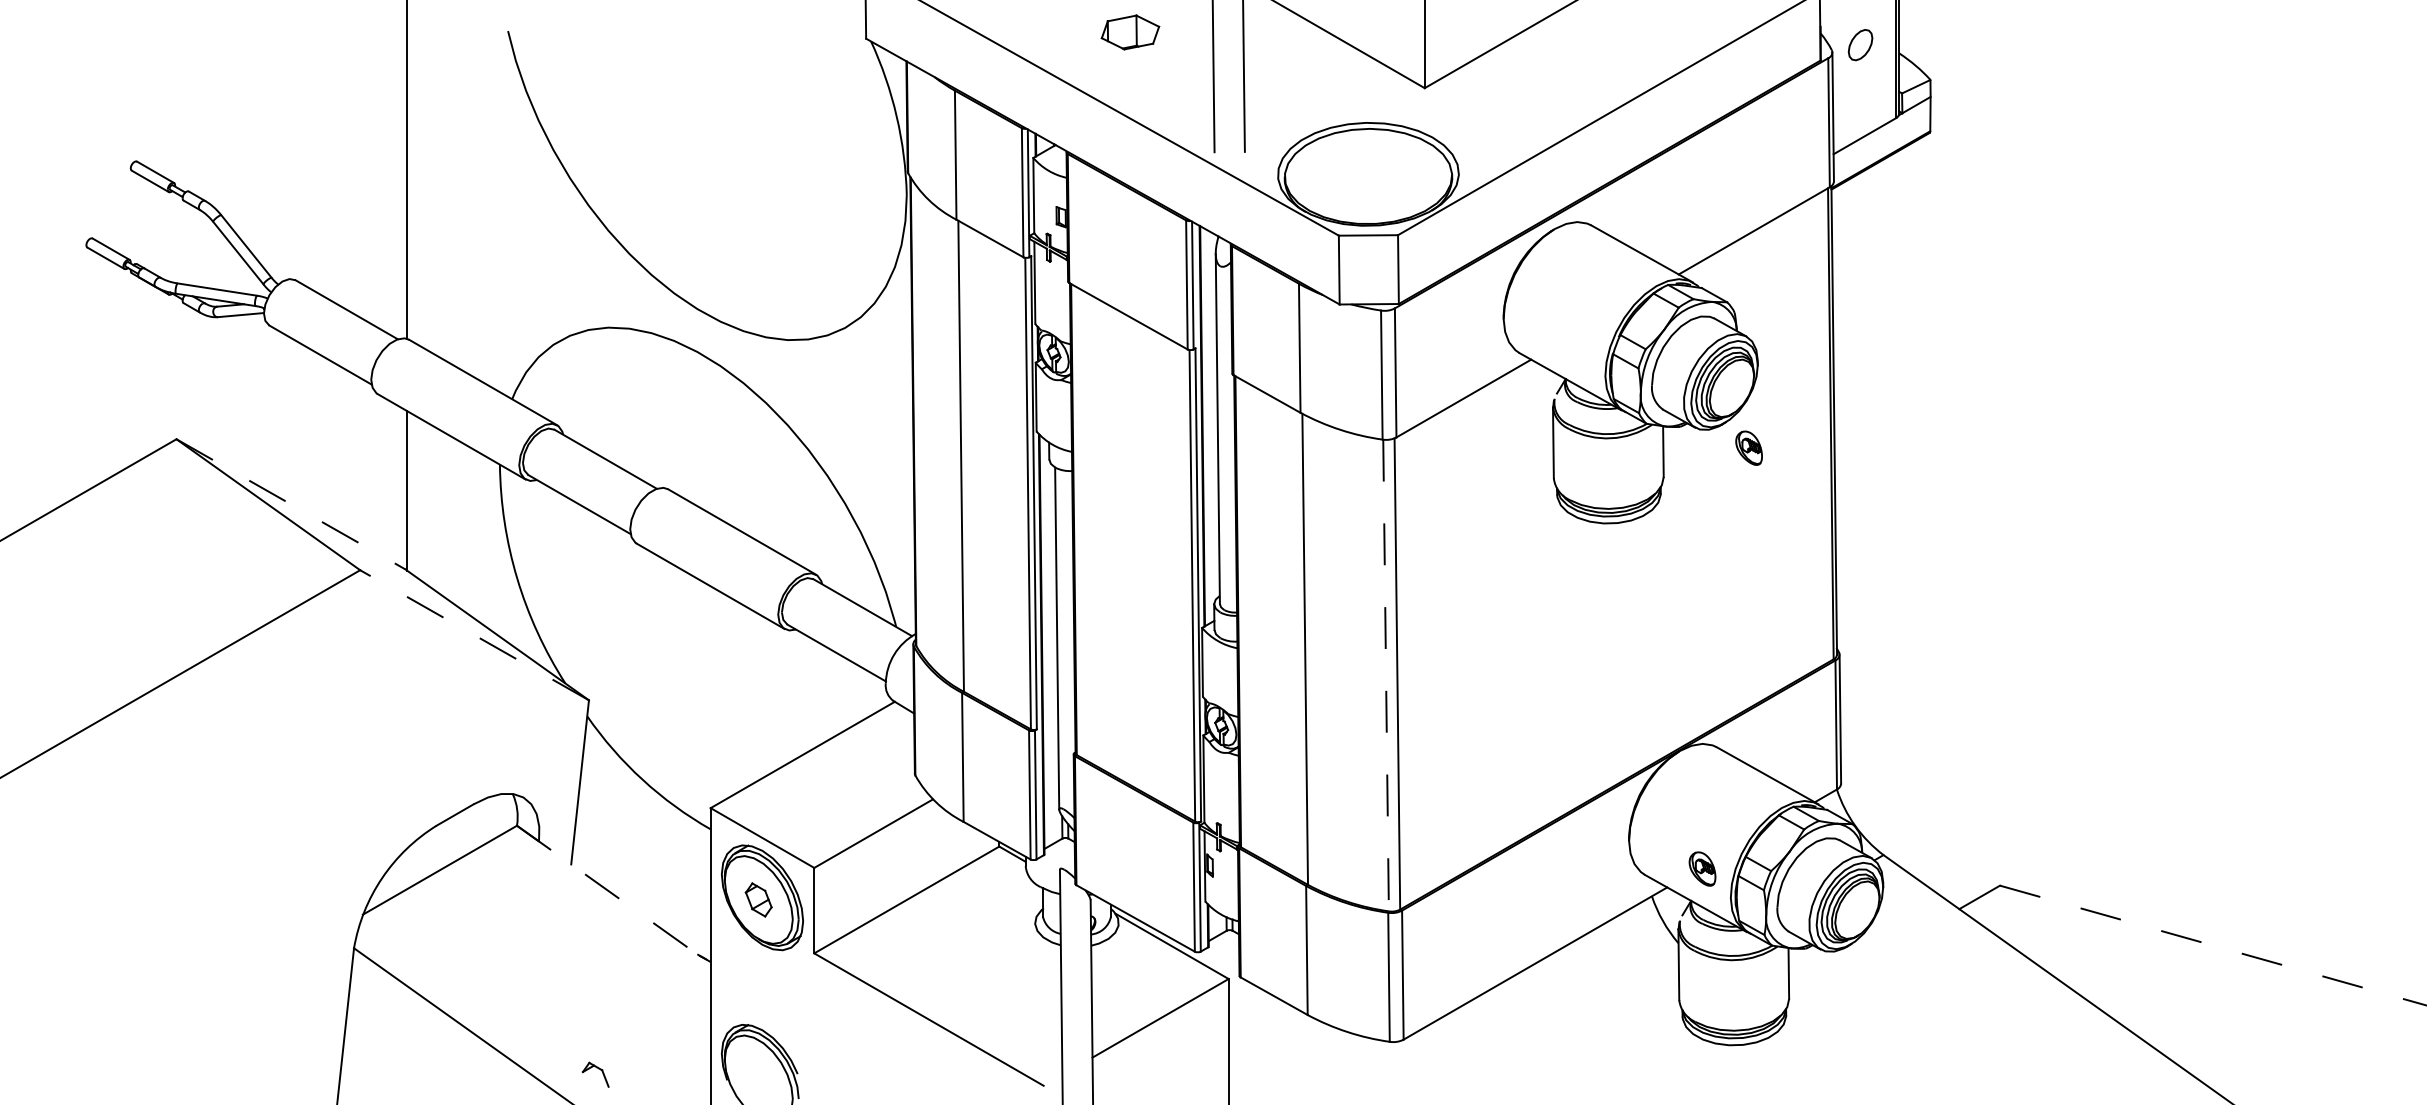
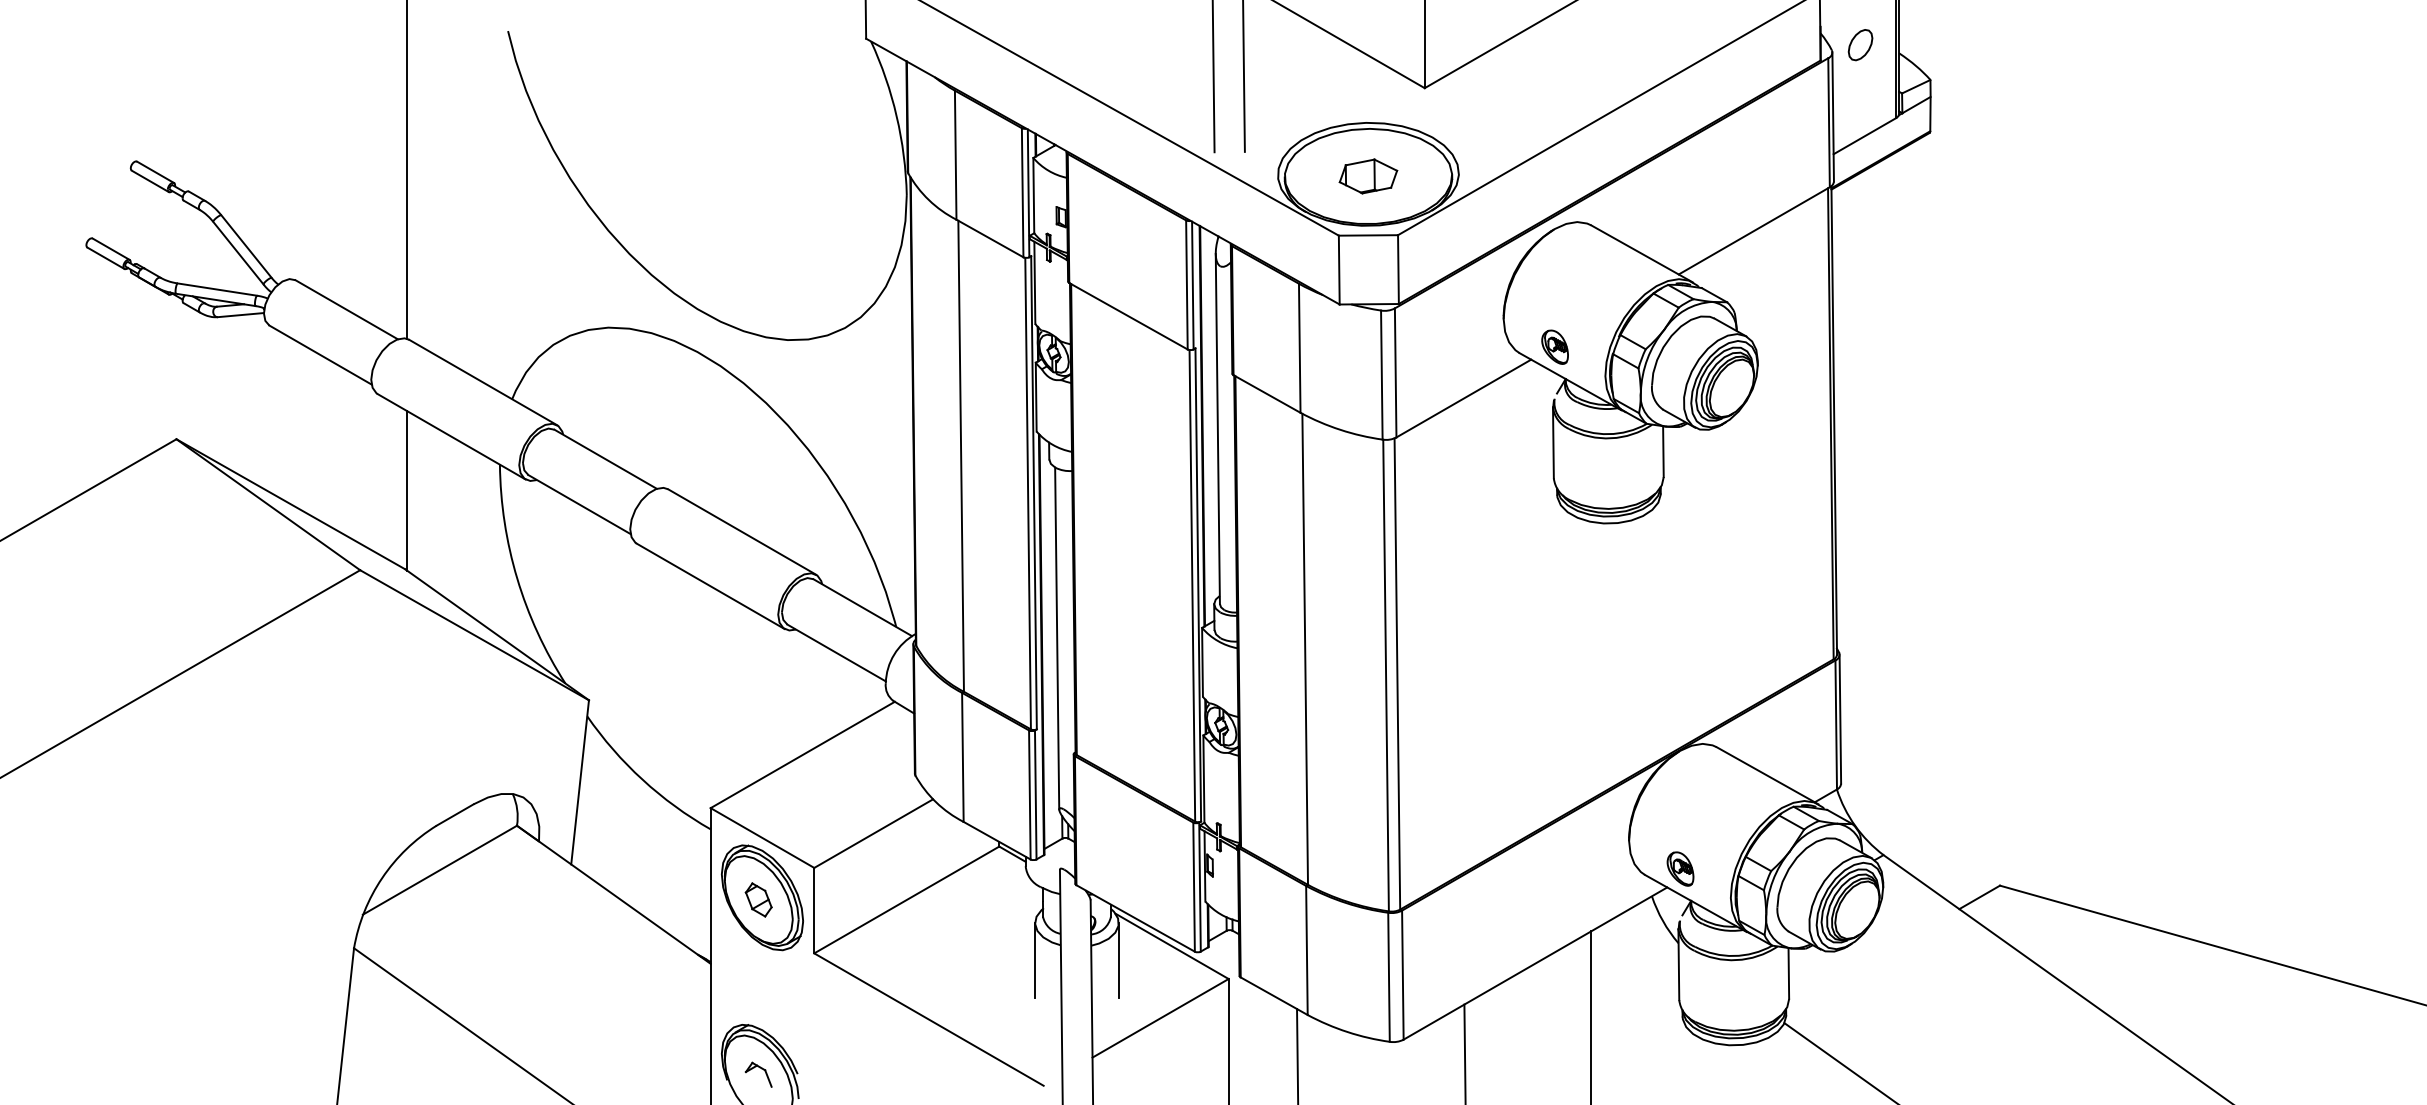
part position: (1130, 32) -> (1368, 176) (1368, 176)
part position: (1748, 447) -> (1554, 346) (1554, 346)
line: dashed -> solid (290, 504)
line: dashed -> solid (474, 635)
line: dashed -> solid (1386, 675)
part position: (1702, 868) -> (1680, 868) (1680, 868)
line: dashed -> solid (613, 894)
line: dashed -> solid (2213, 945)
line: none -> present (1035, 960)
line: none -> present (1118, 960)
line: none -> present (1591, 1016)
line: none -> present (1464, 1052)
line: none -> present (1297, 1055)
line: none -> present (1839, 1062)
part position: (595, 1074) -> (758, 1074) (758, 1074)
